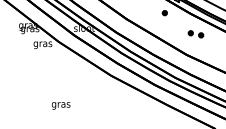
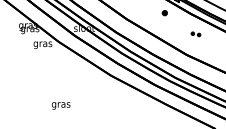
part size: 18x9 px -> 12x7 px (195, 34)
